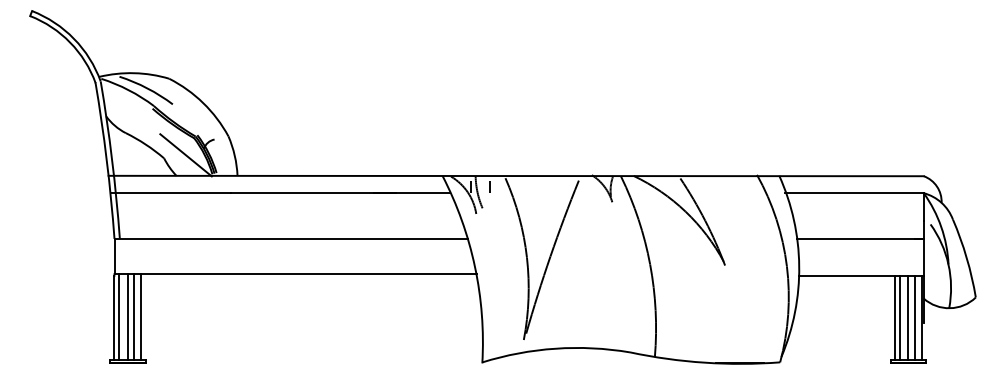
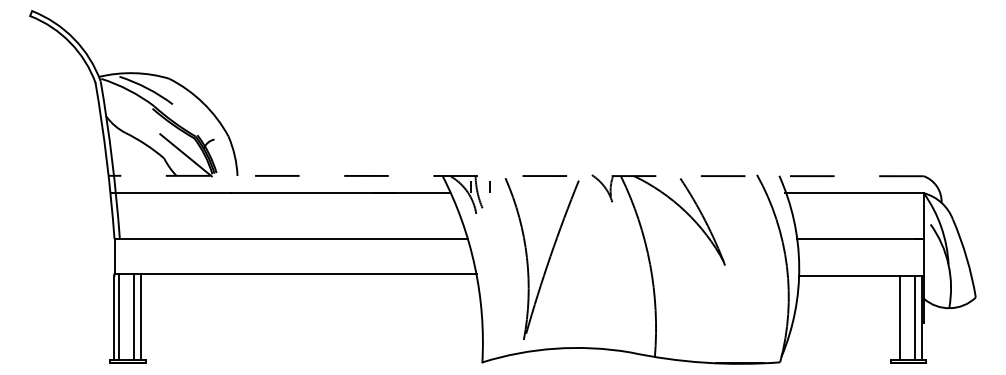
line: solid -> dashed (516, 176)
line: present -> none (127, 316)
line: present -> none (895, 317)
line: present -> none (908, 317)
